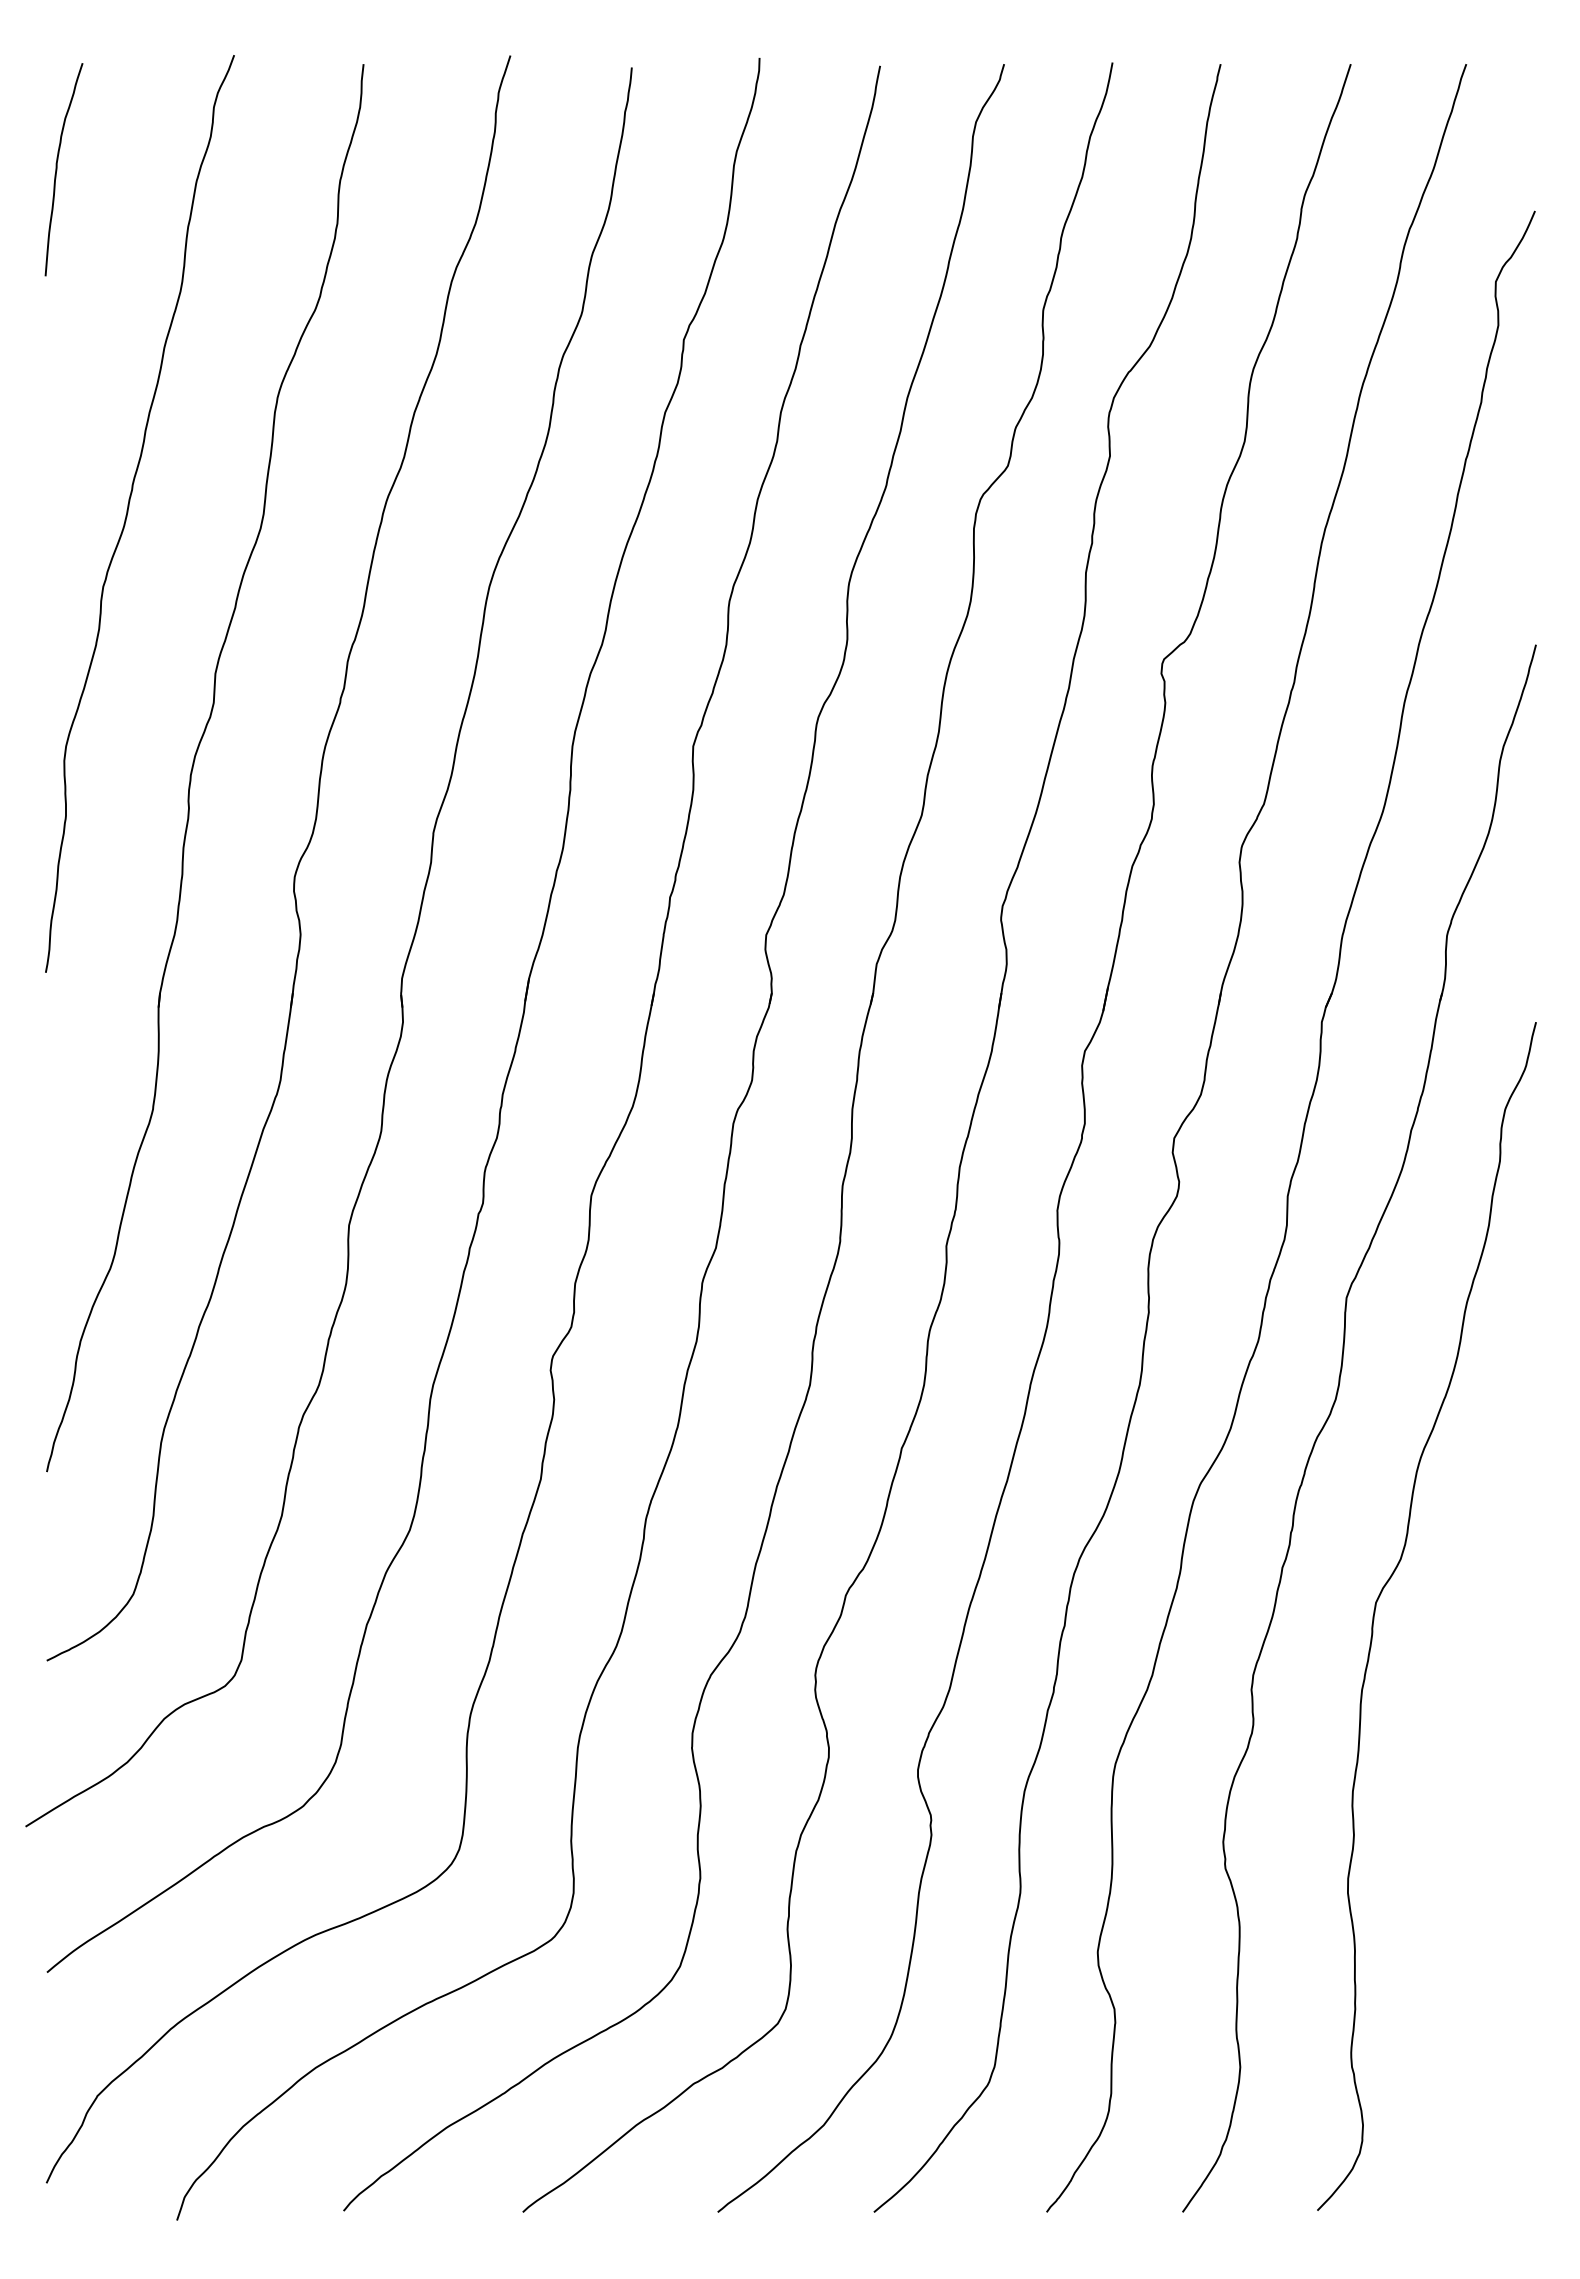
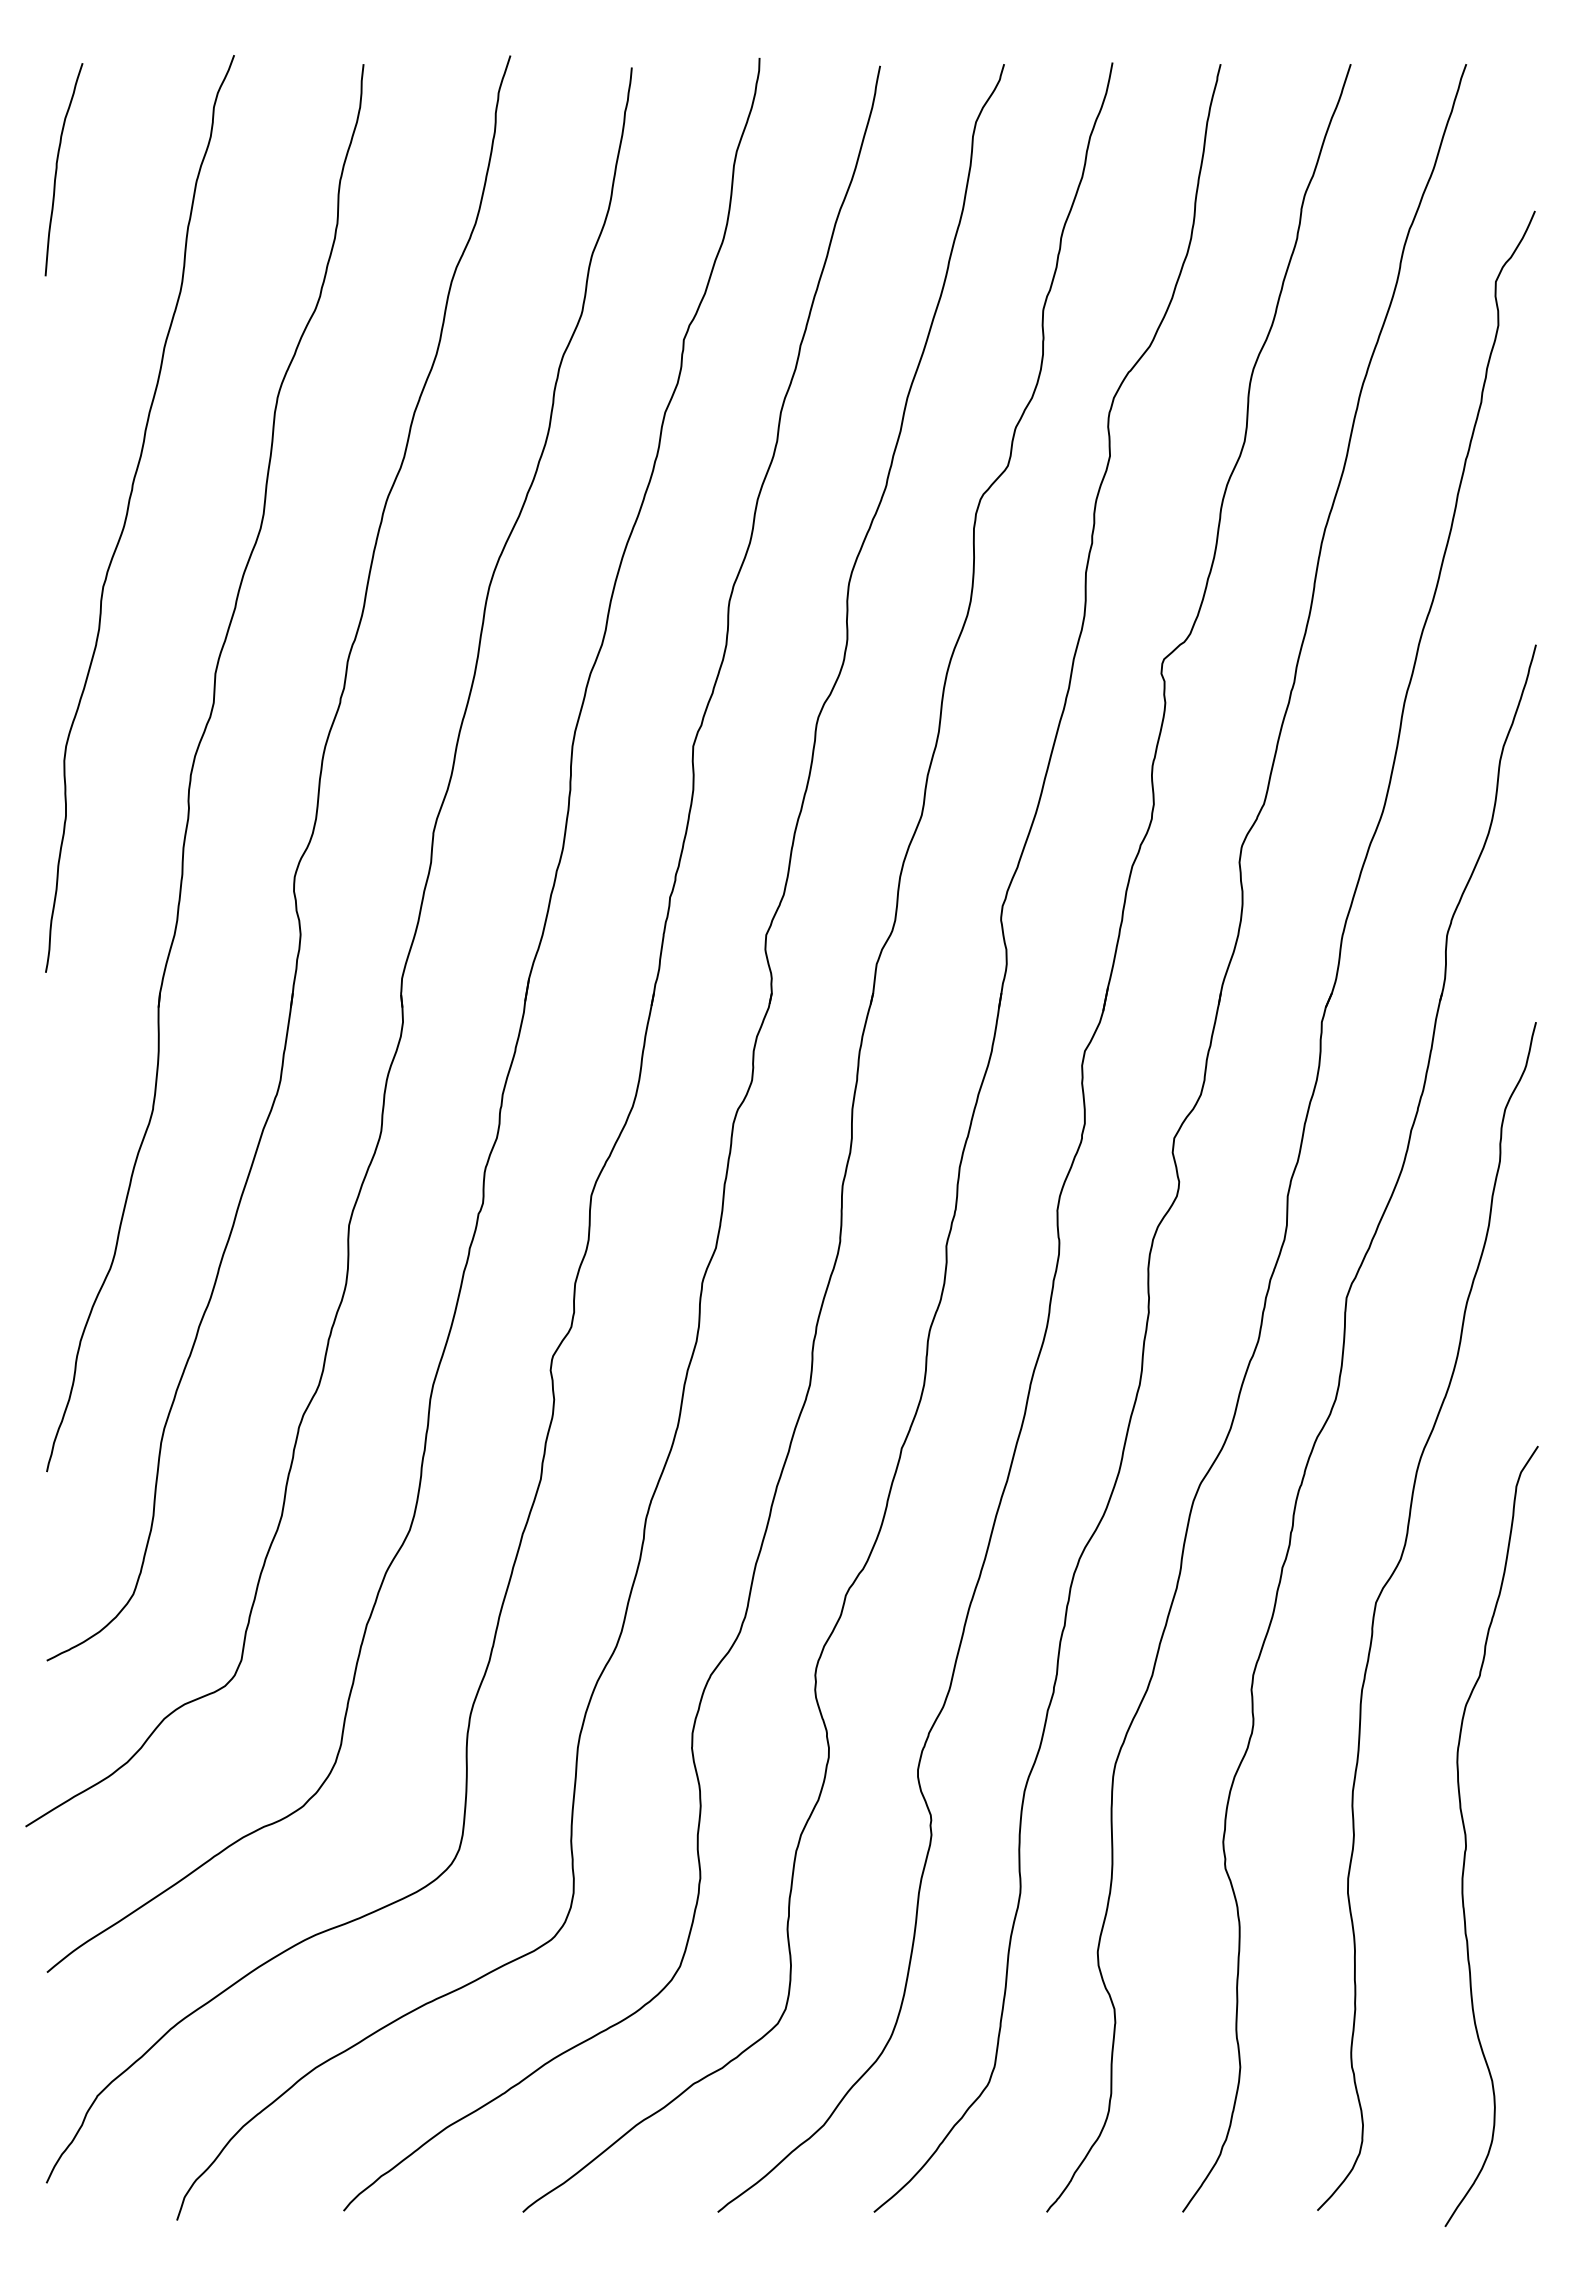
curve: none -> present (1466, 1836)
